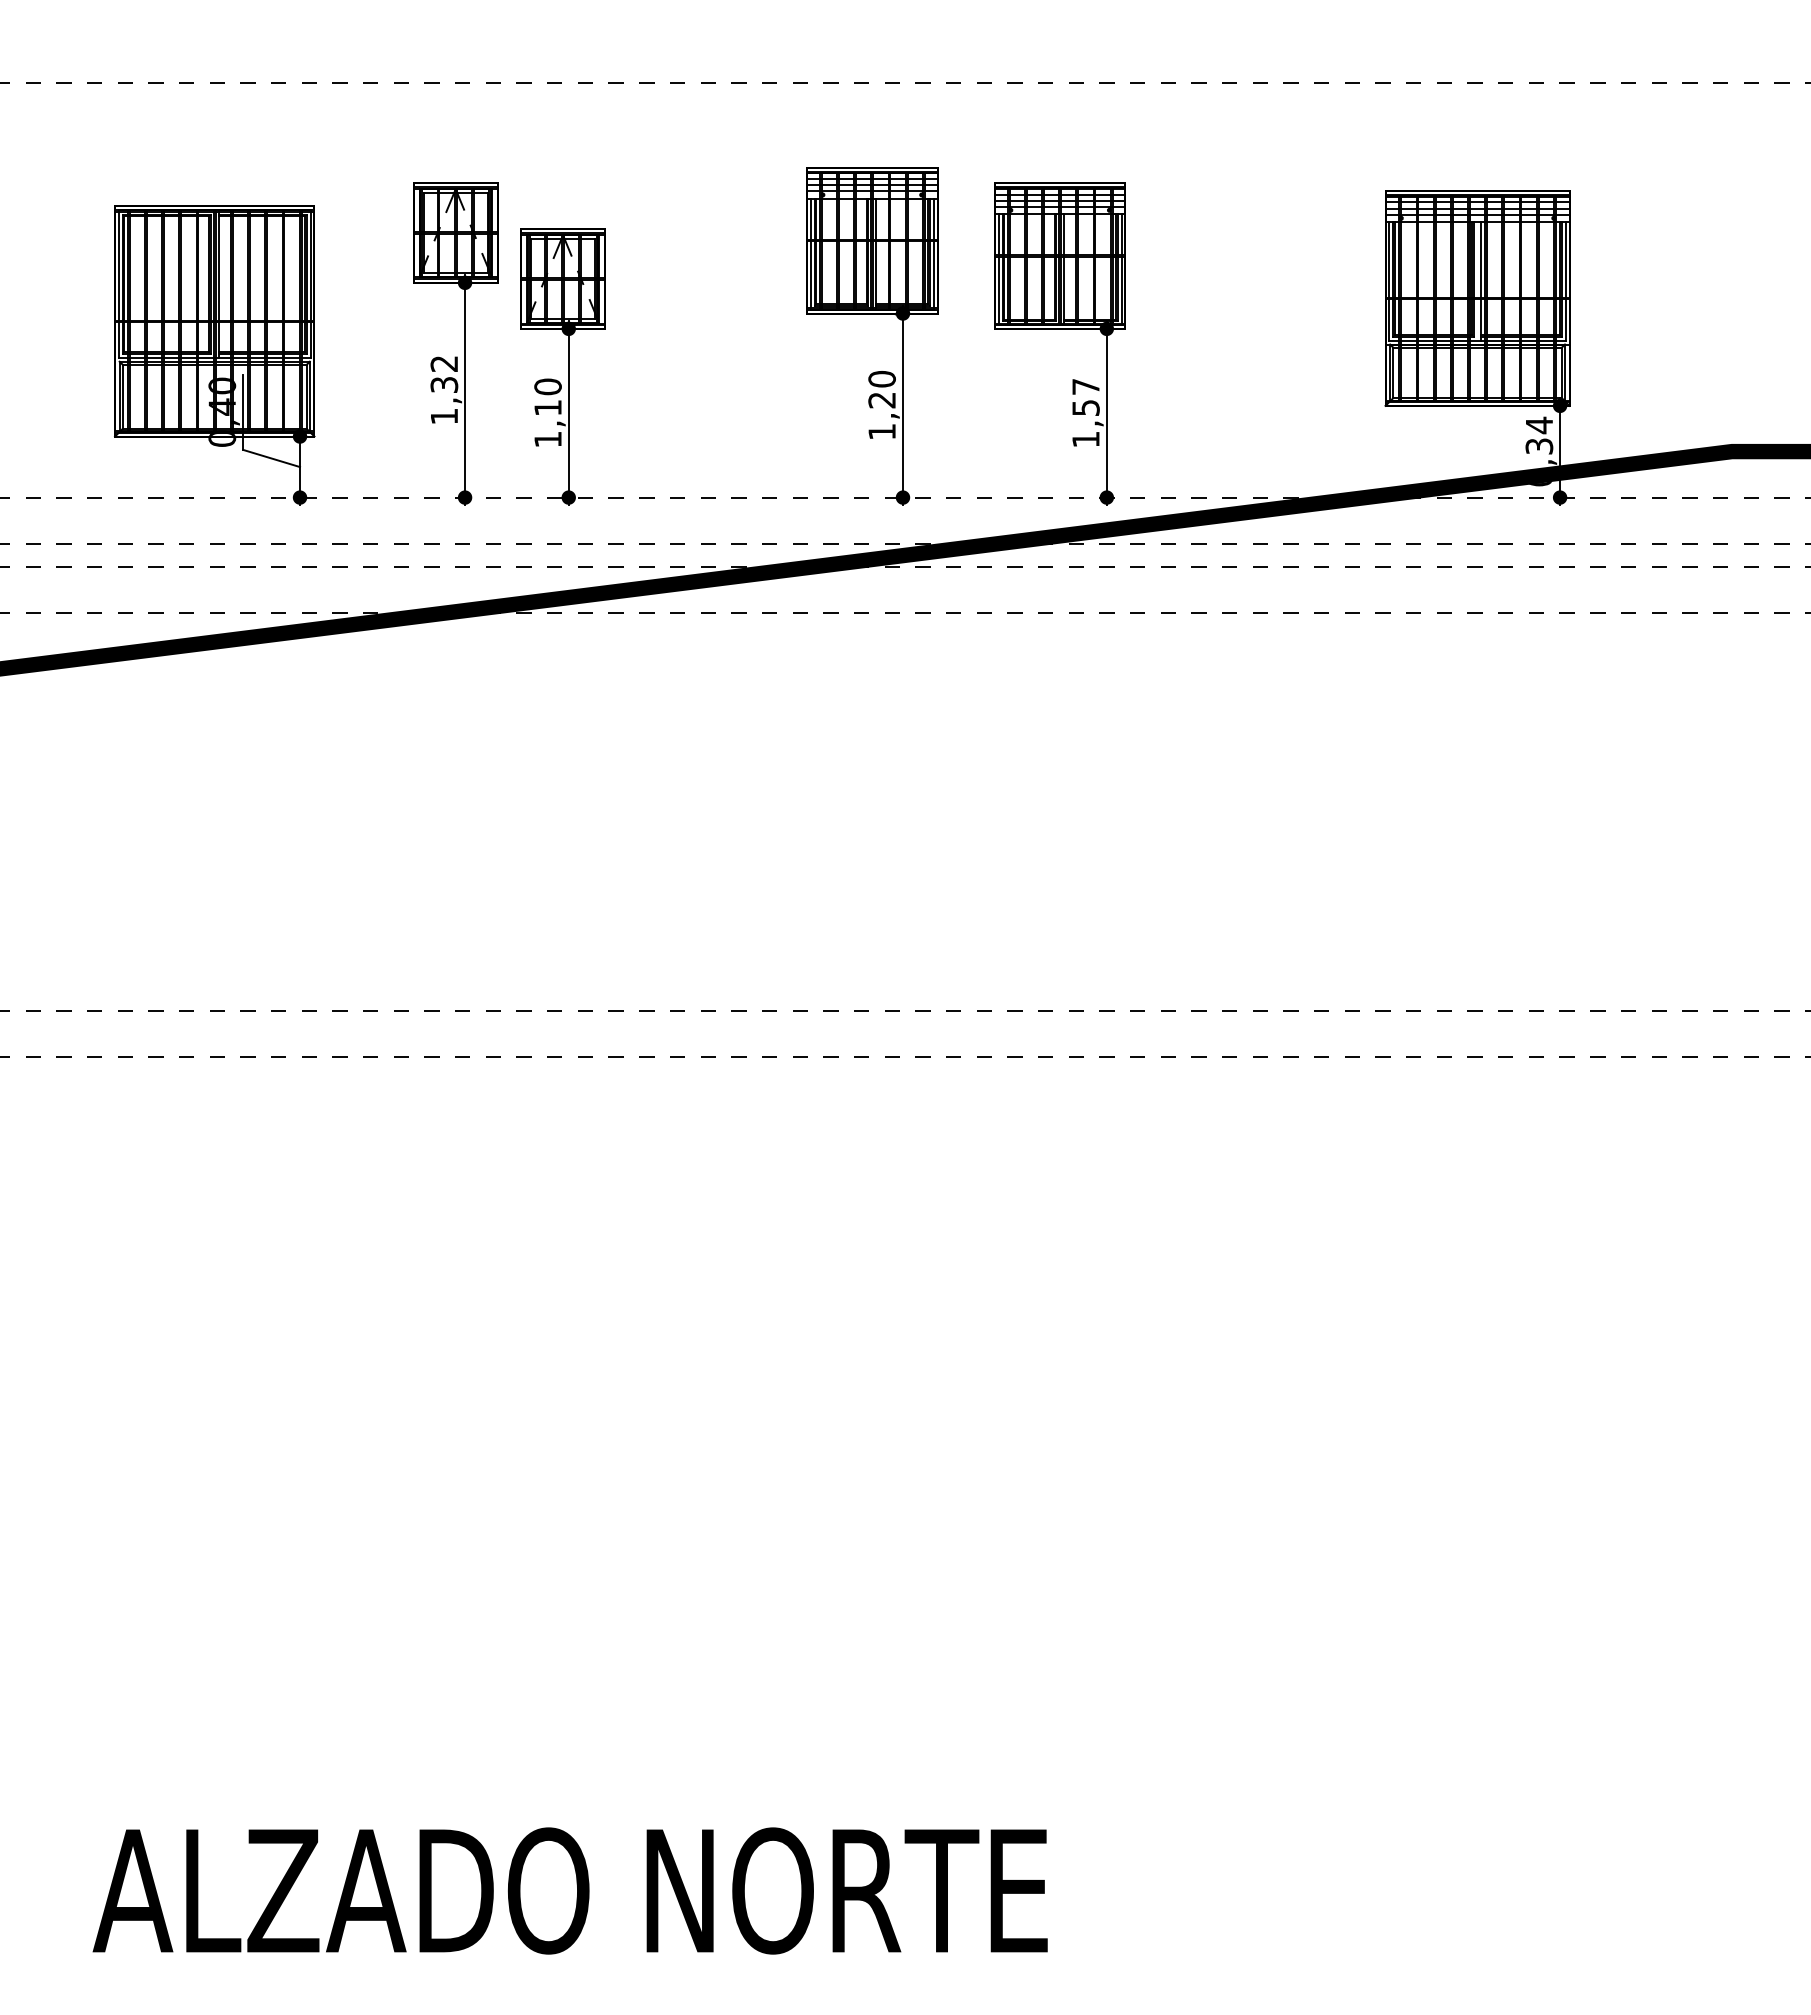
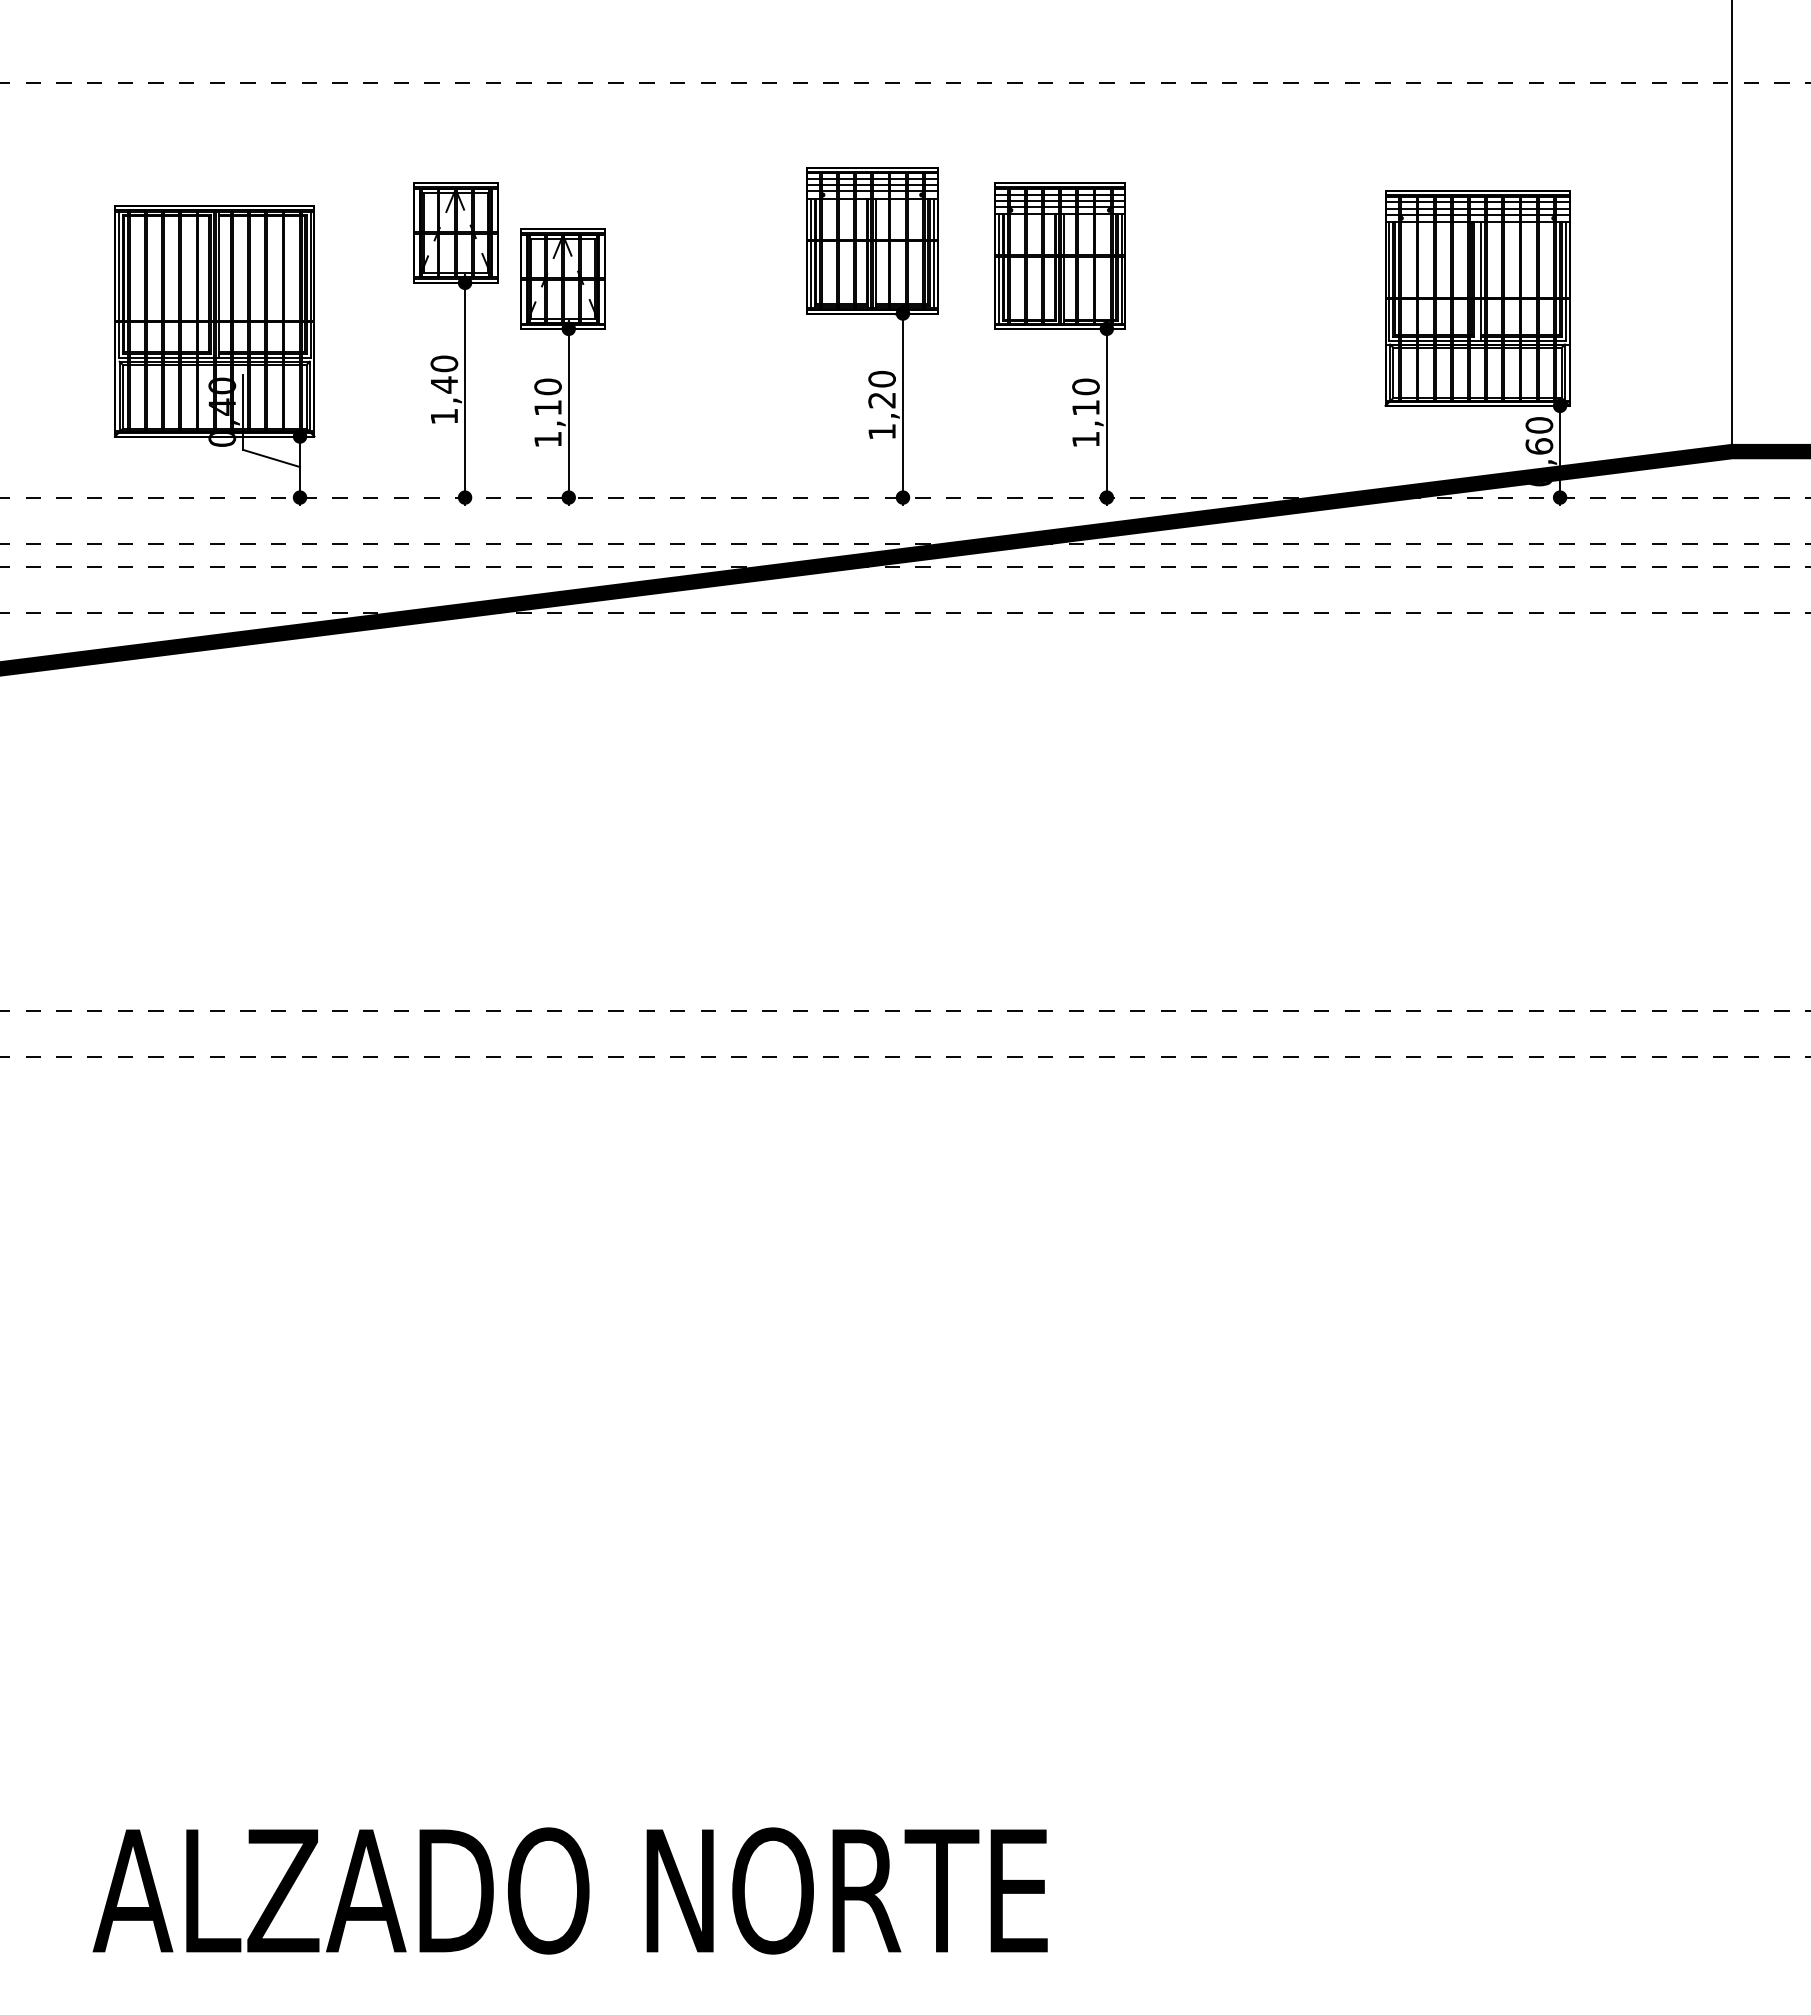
line: none -> present (1732, 226)
text: 1,32 -> 1,40 (444, 374)
text: 1,57 -> 1,10 (1085, 396)
text: 0,34 -> 0,60 (1539, 435)
